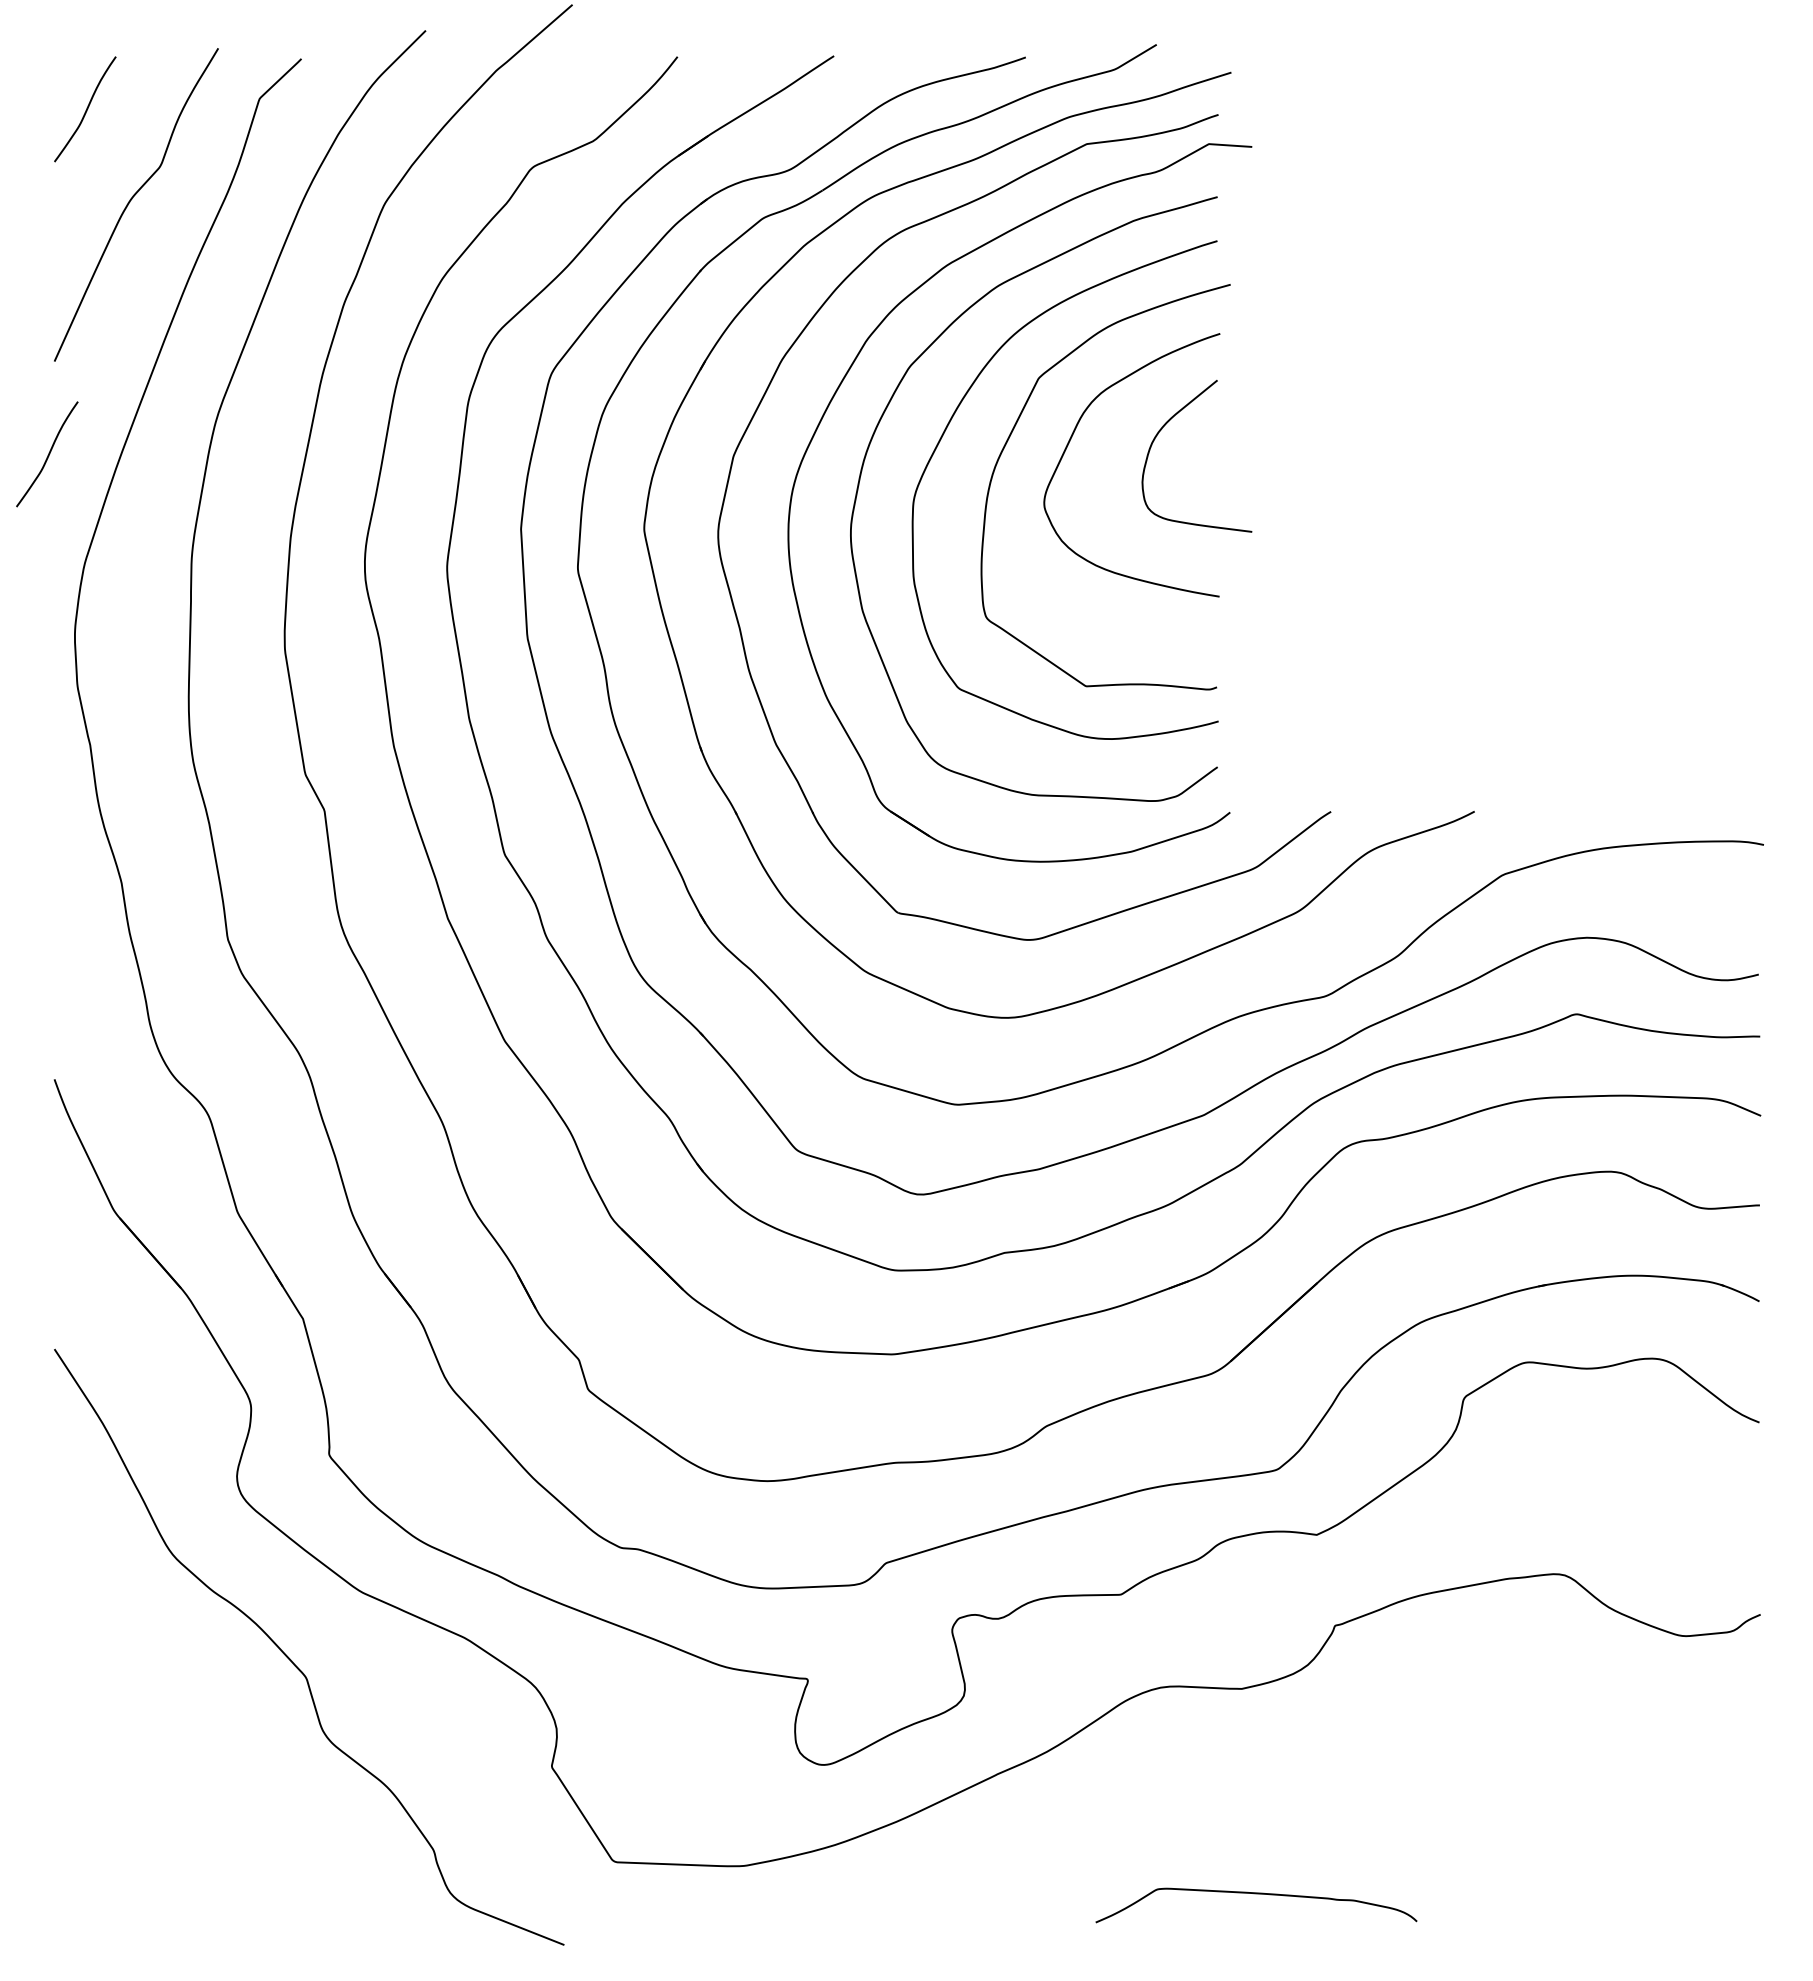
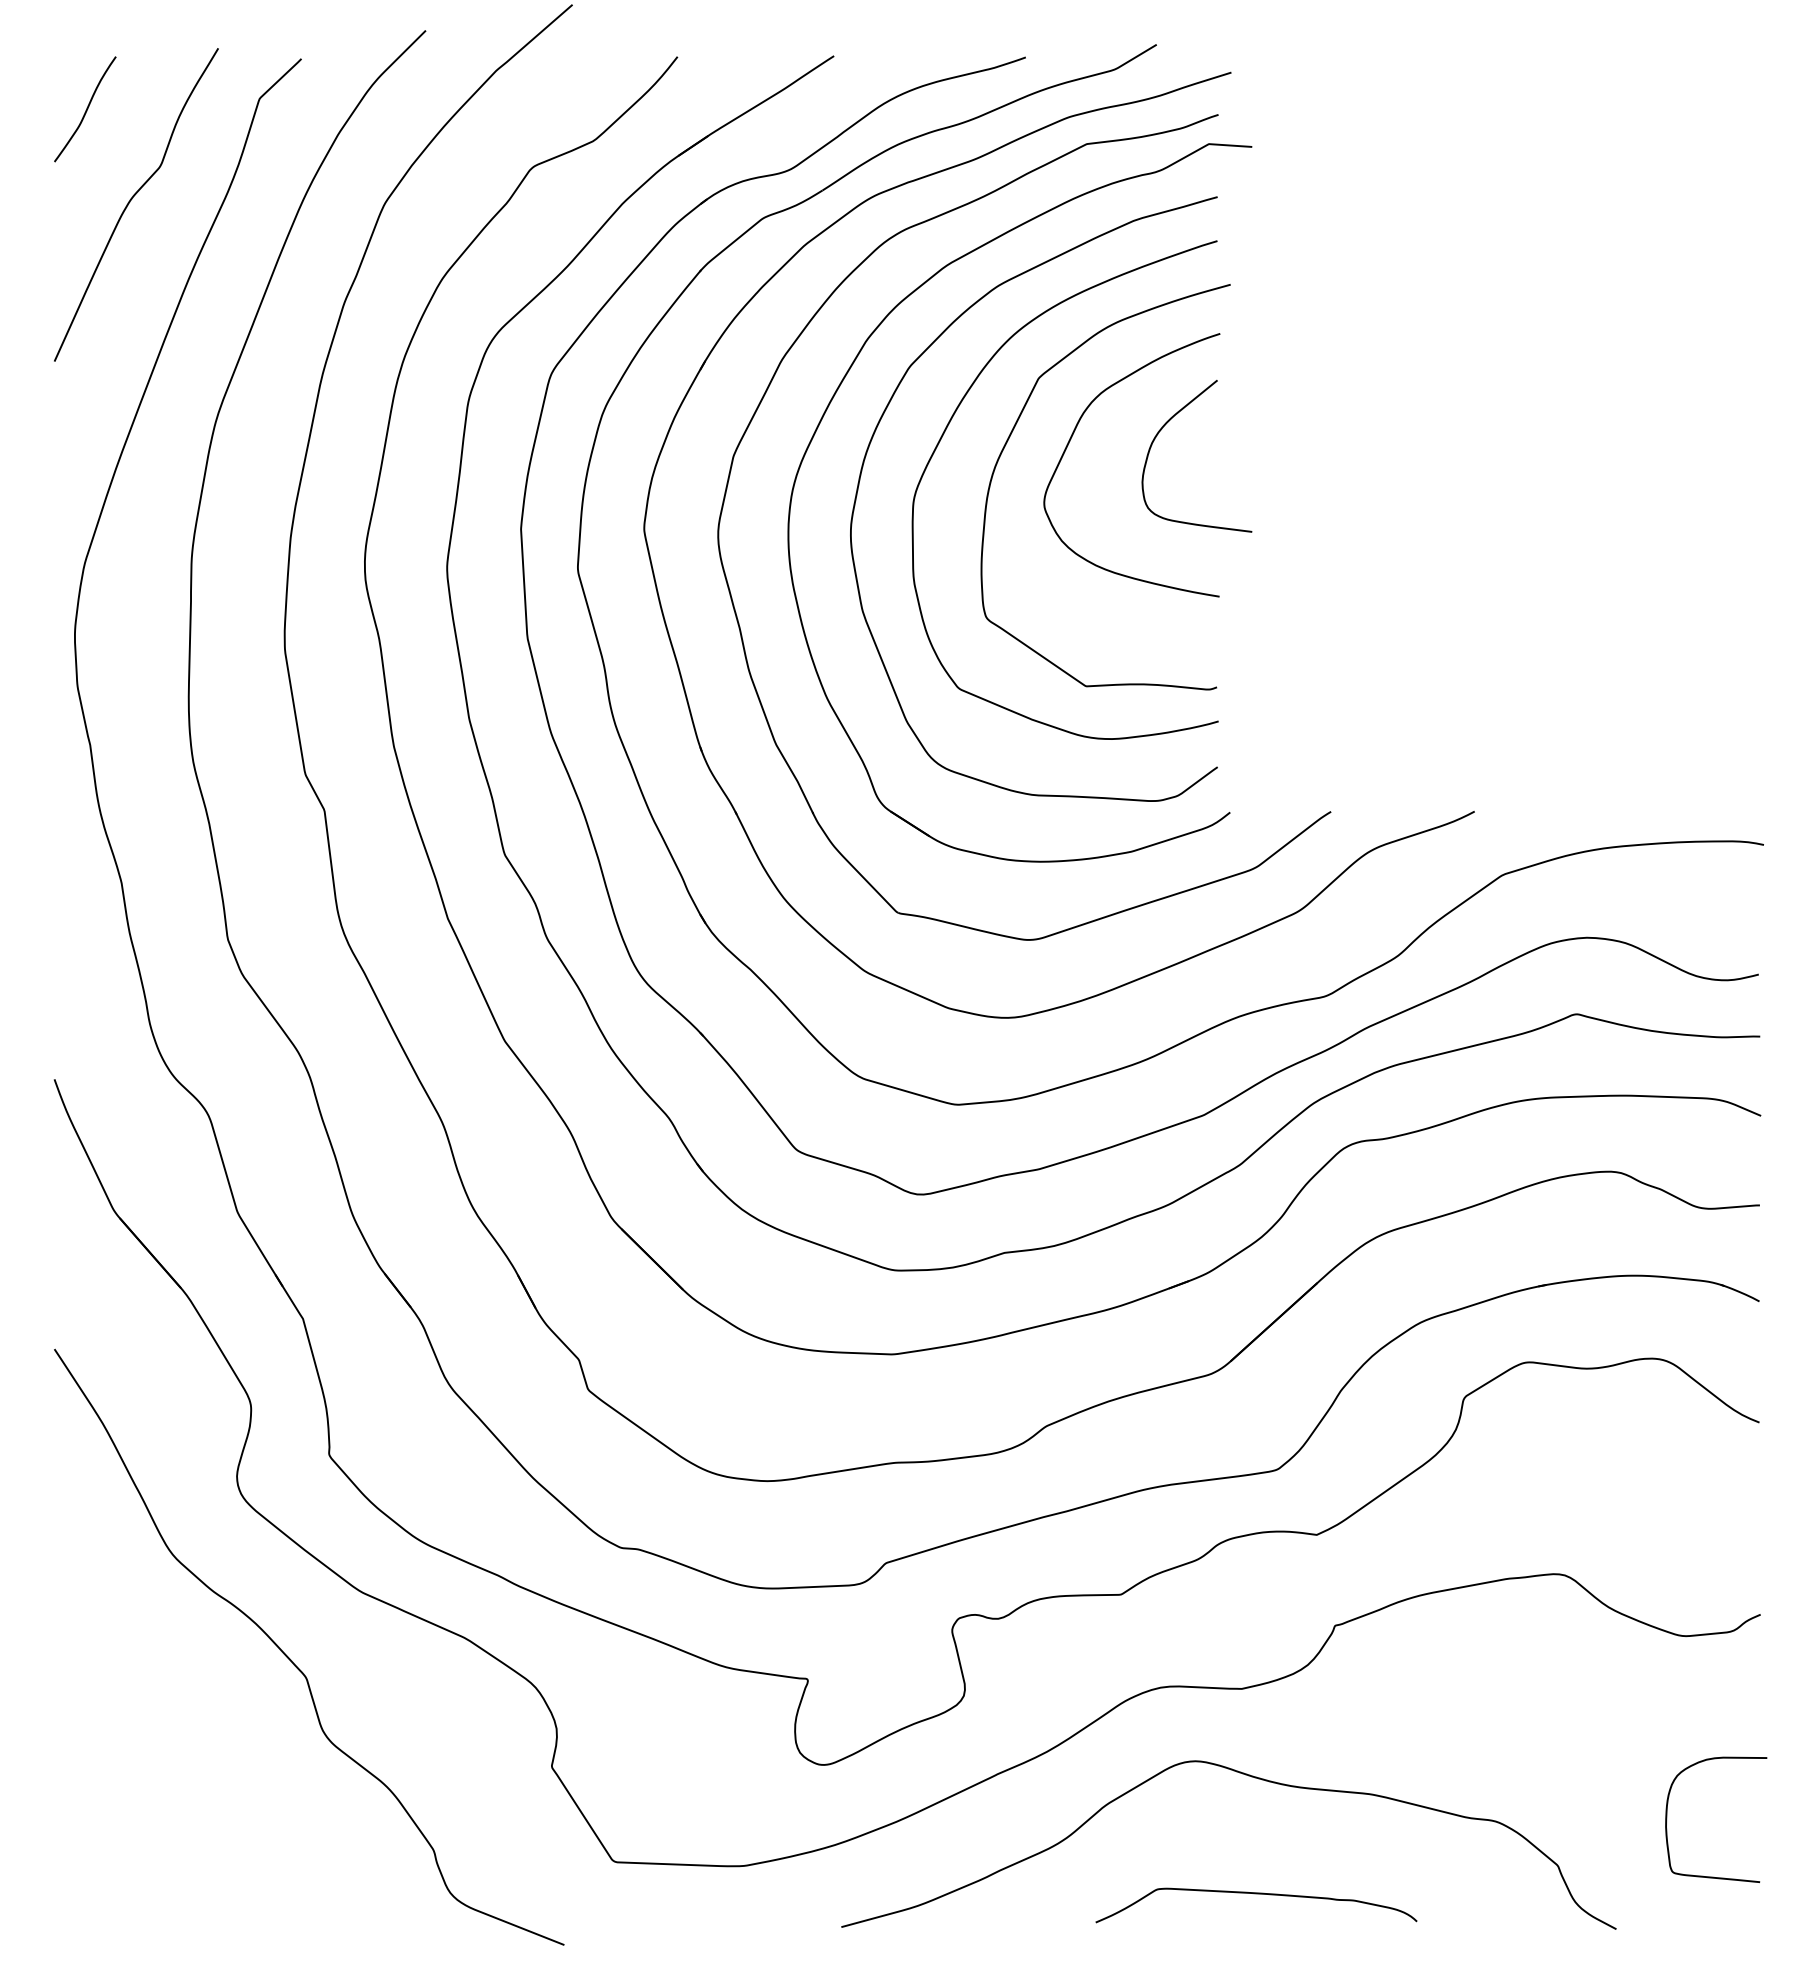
curve: present -> none (48, 454)
curve: none -> present (1251, 1777)
curve: none -> present (1667, 1819)
